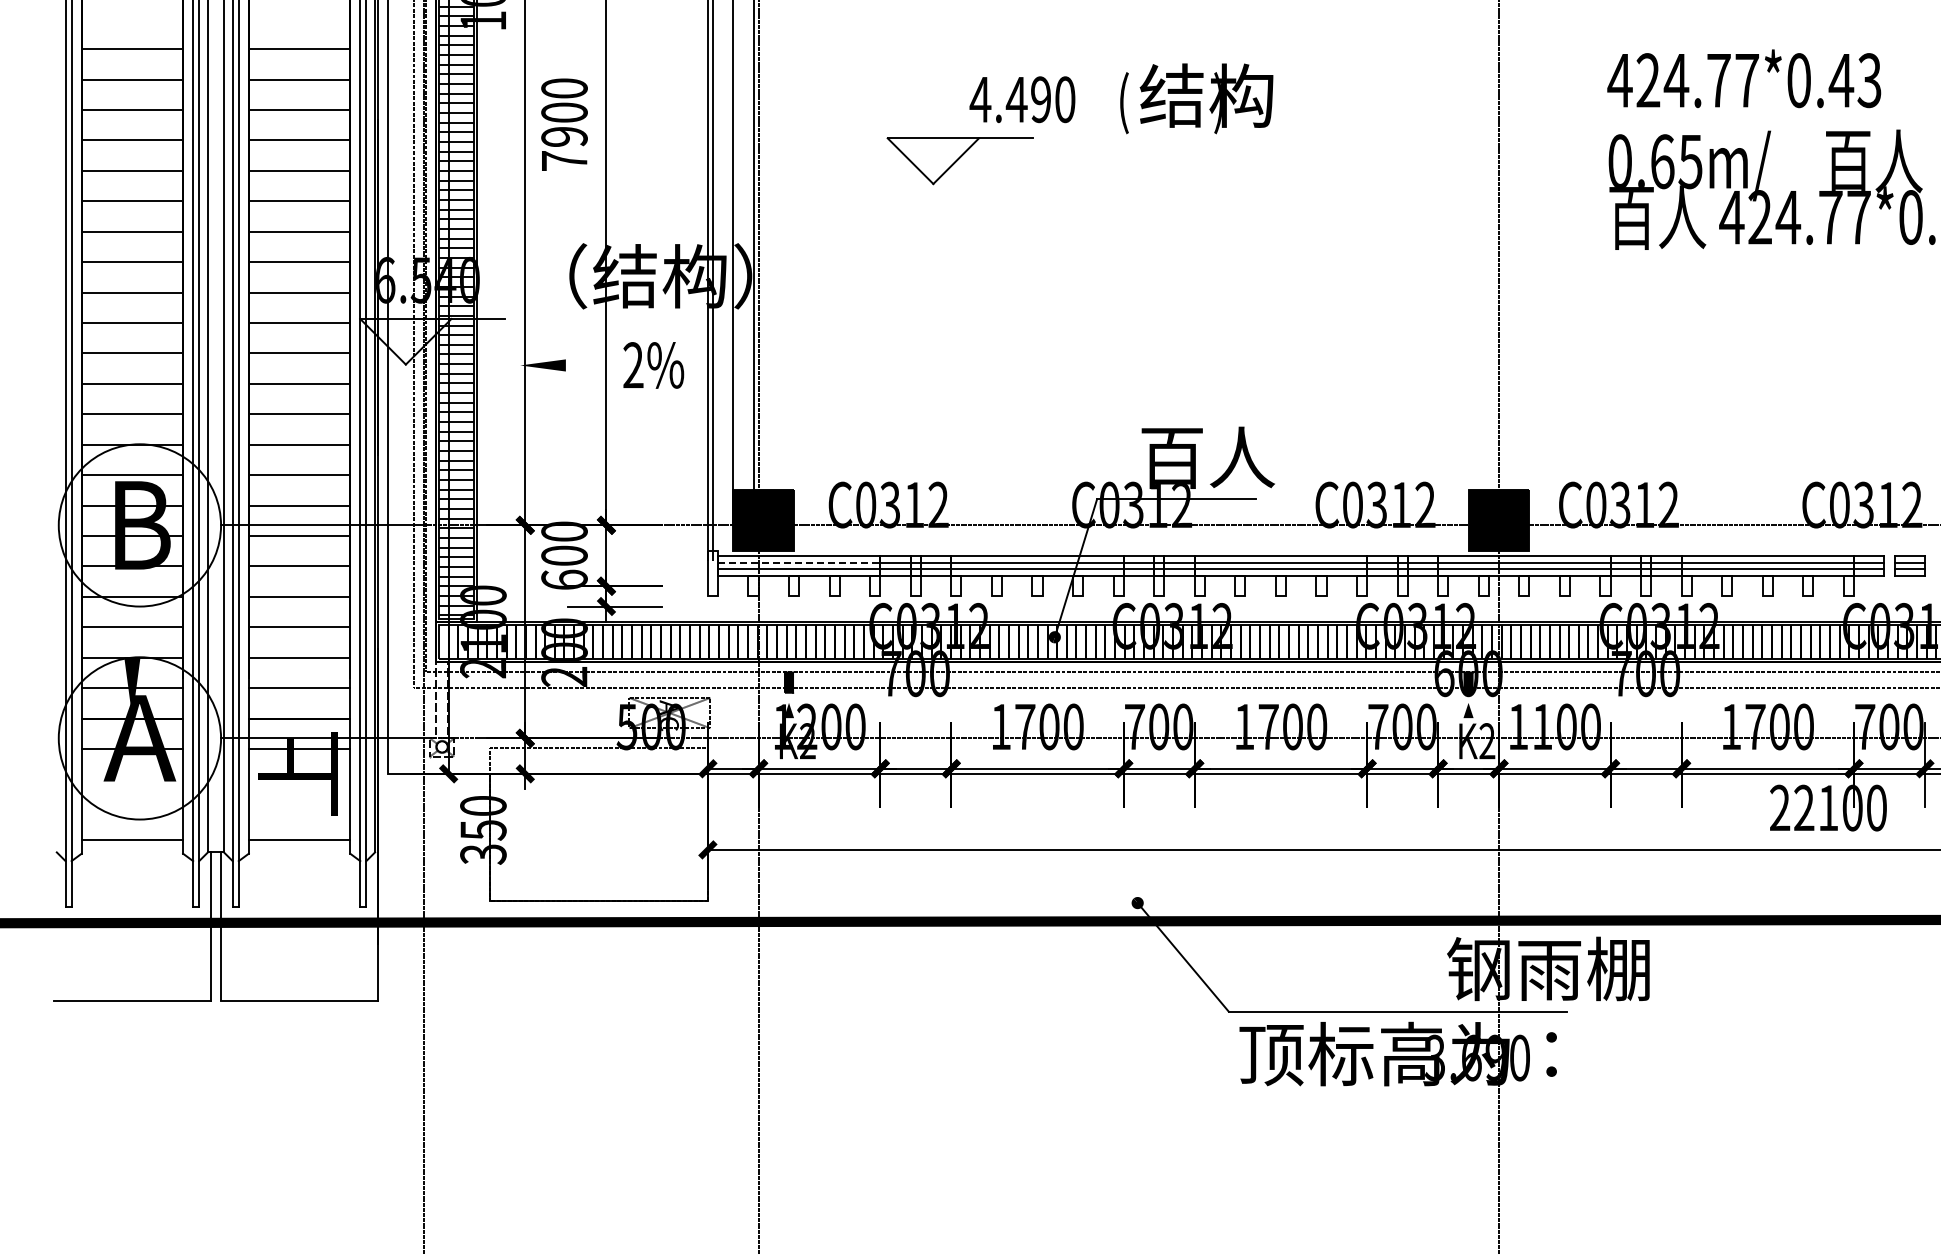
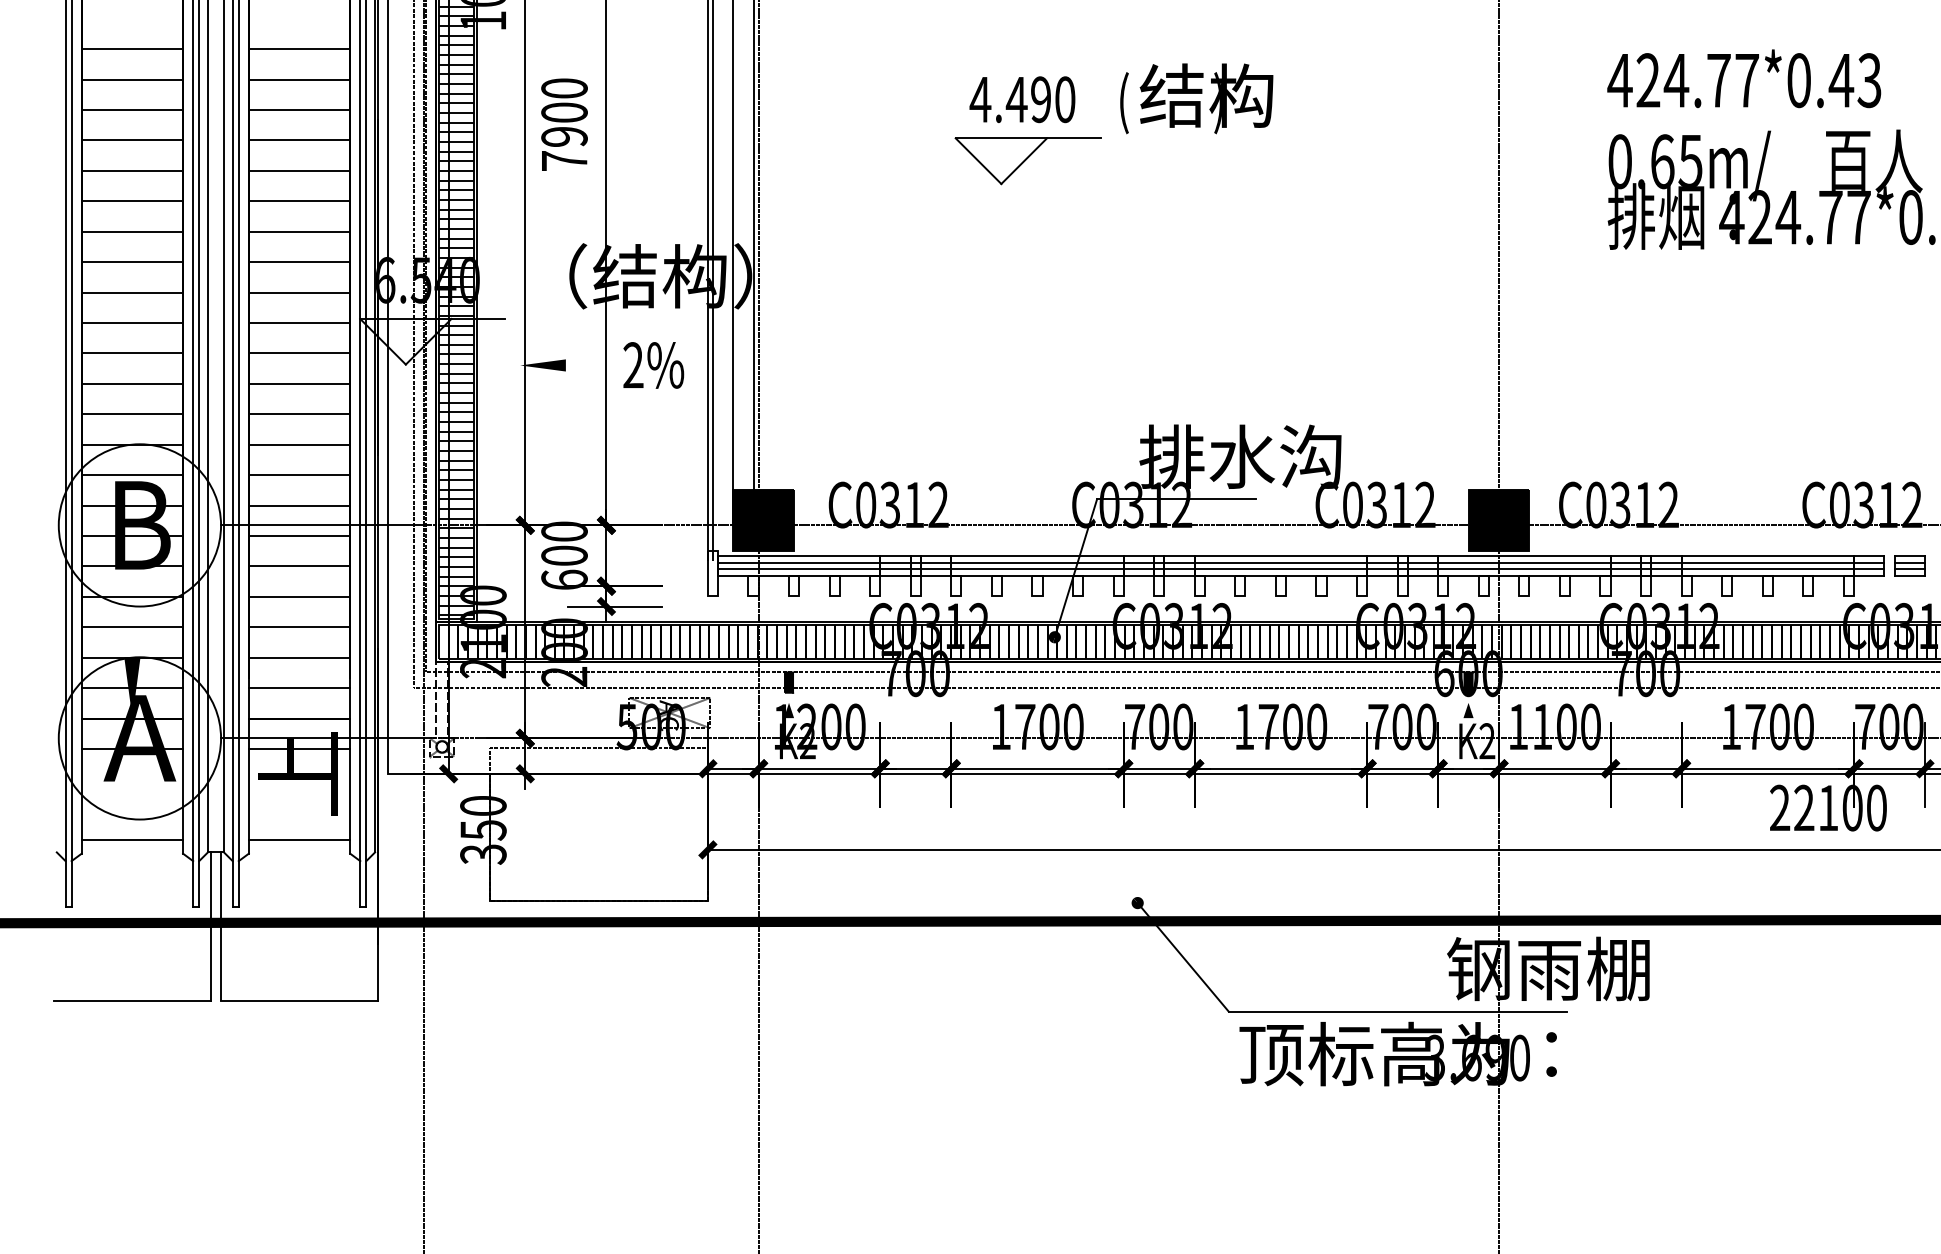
part position: (959, 161) -> (1027, 161) (1027, 161)
text: 百人 -> 排烟： (1671, 216)
text: 百人 -> 排水沟 (1240, 456)
line: dashed -> solid (799, 562)
